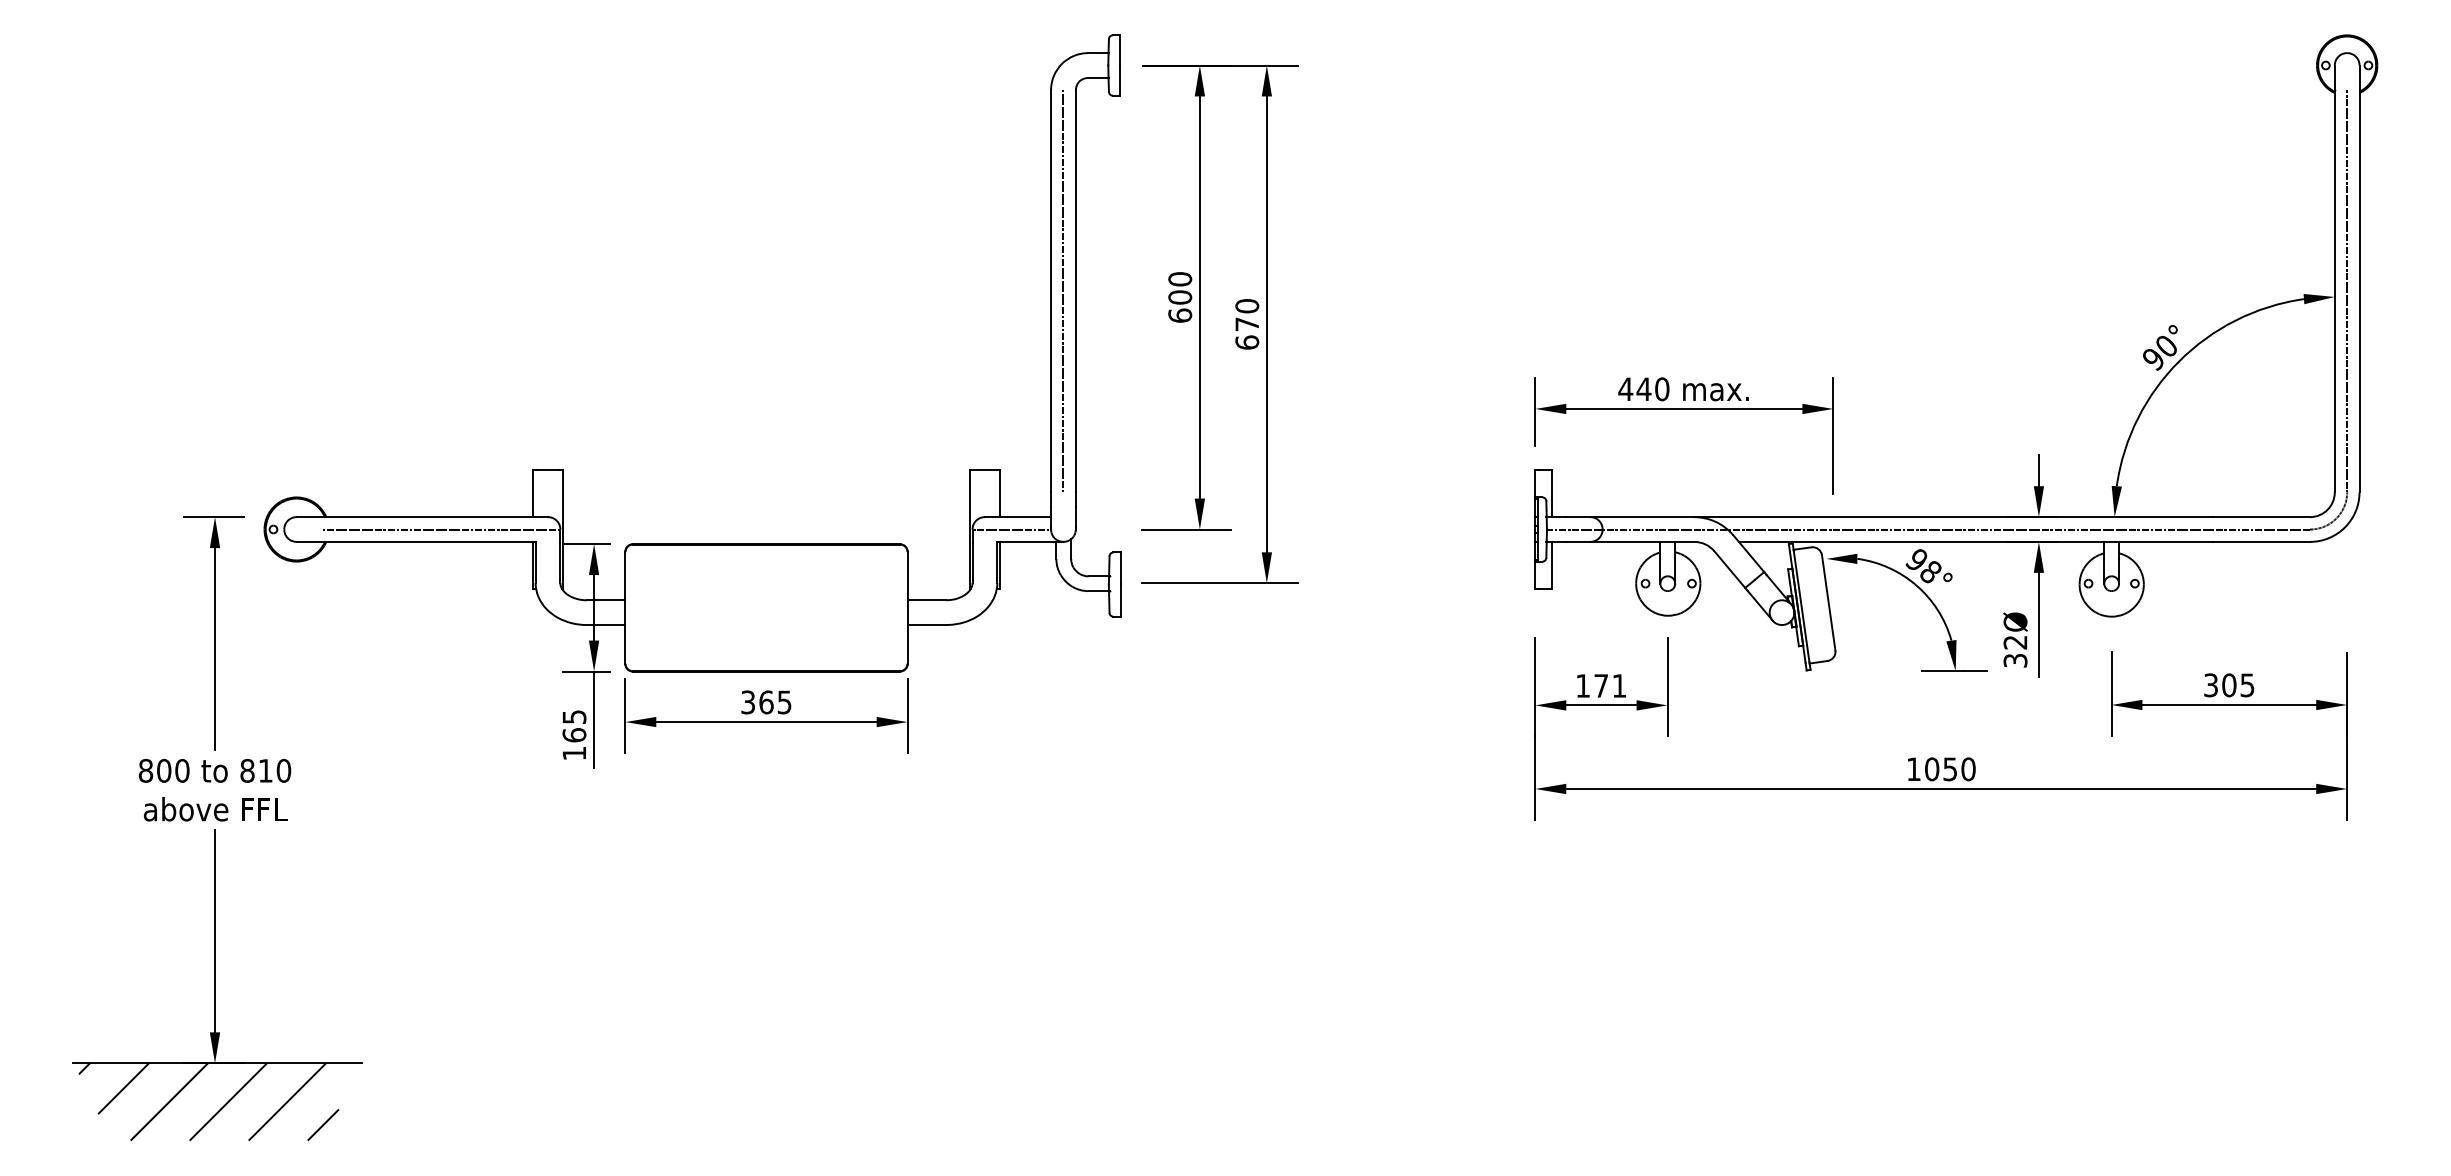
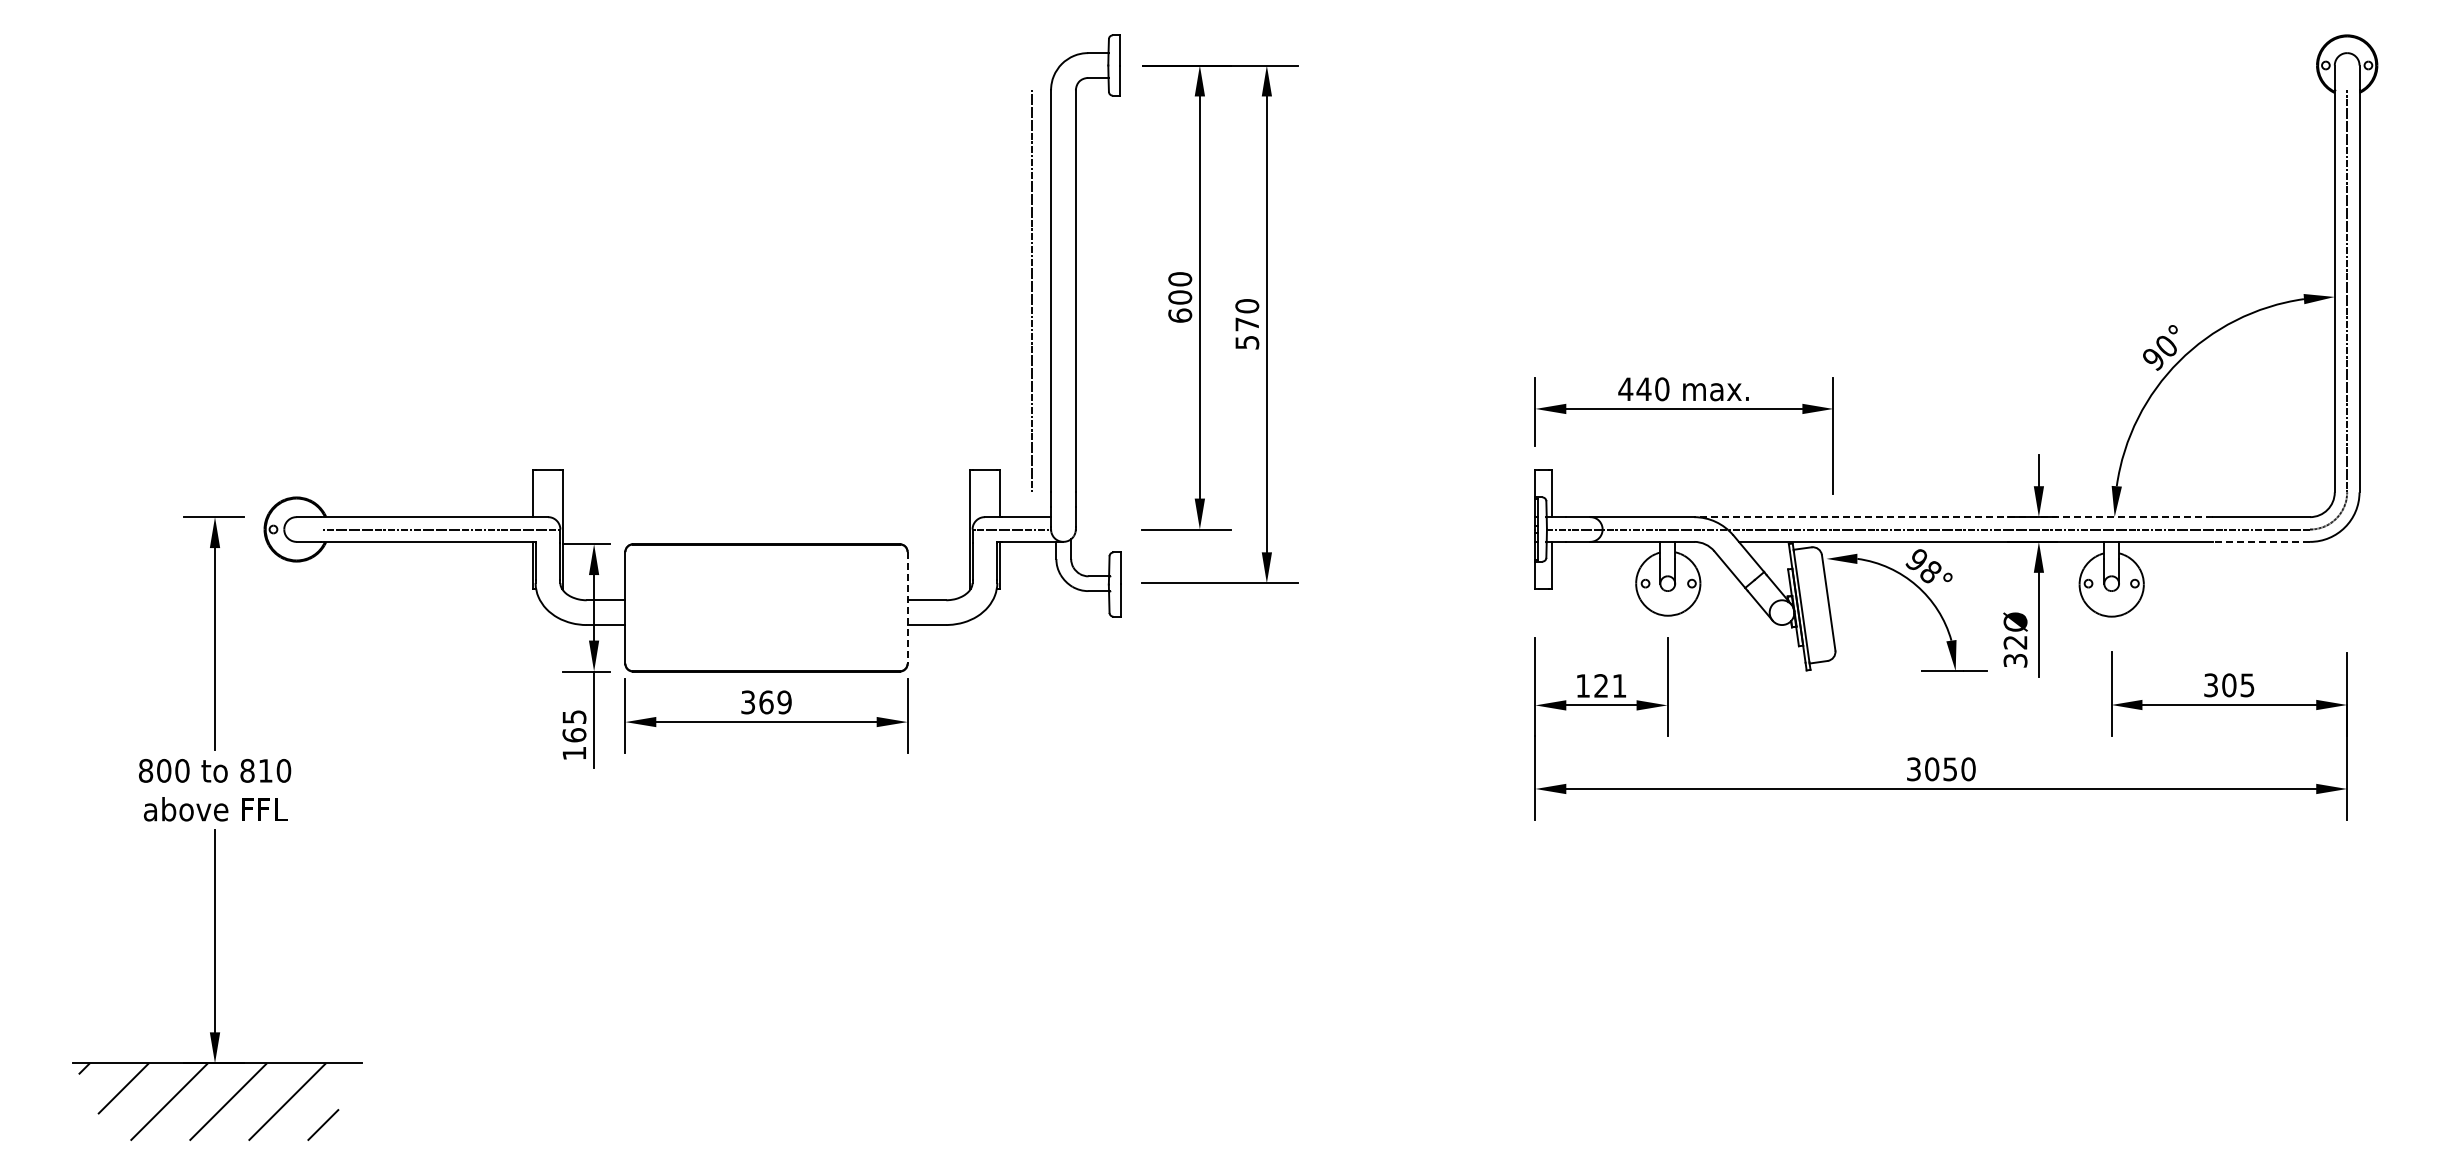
line position: (1062, 290) -> (1031, 290) (1031, 290)
text: 670 -> 570 (1247, 342)
line: solid -> dashed (1953, 517)
line: solid -> dashed (2261, 541)
line: solid -> dashed (907, 607)
text: 171 -> 121 (1600, 685)
text: 365 -> 369 (784, 702)
text: 1050 -> 3050 (1913, 769)
